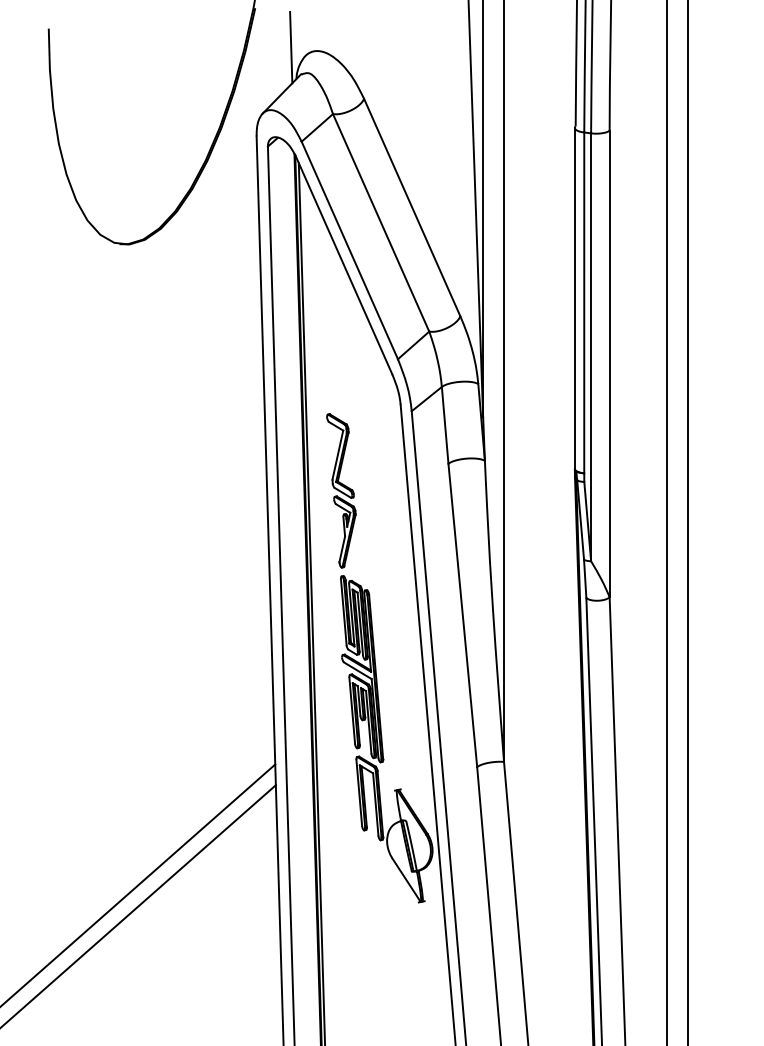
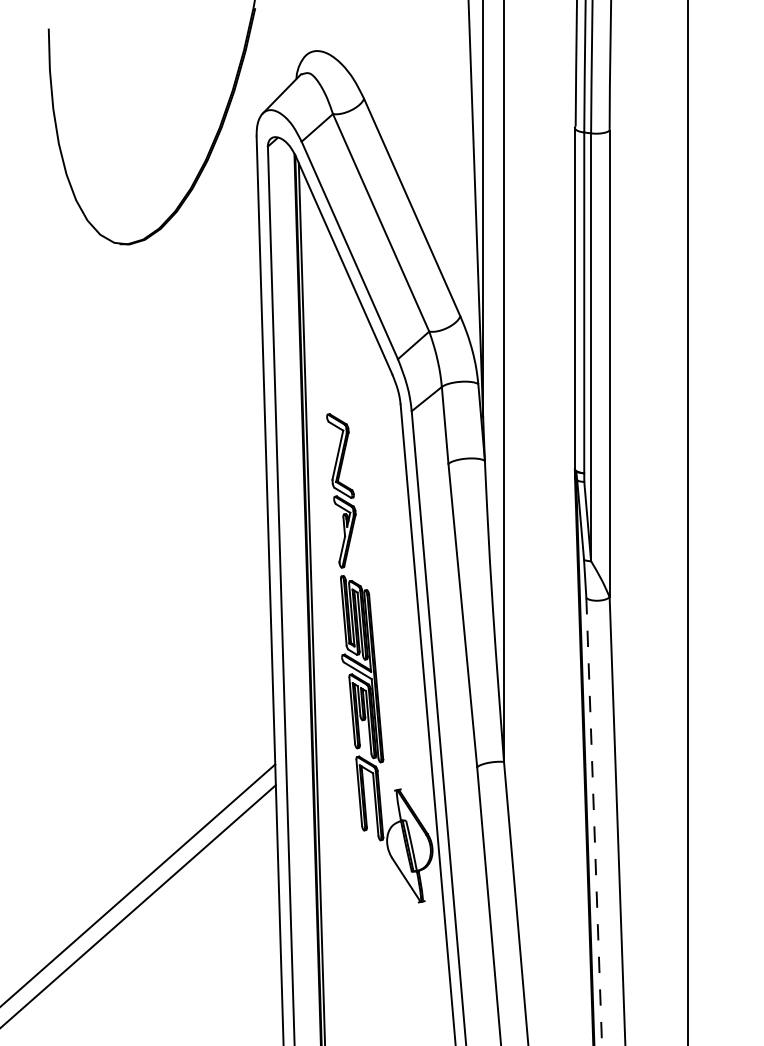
line: present -> none (291, 47)
line: present -> none (666, 522)
line: solid -> dashed (594, 821)
